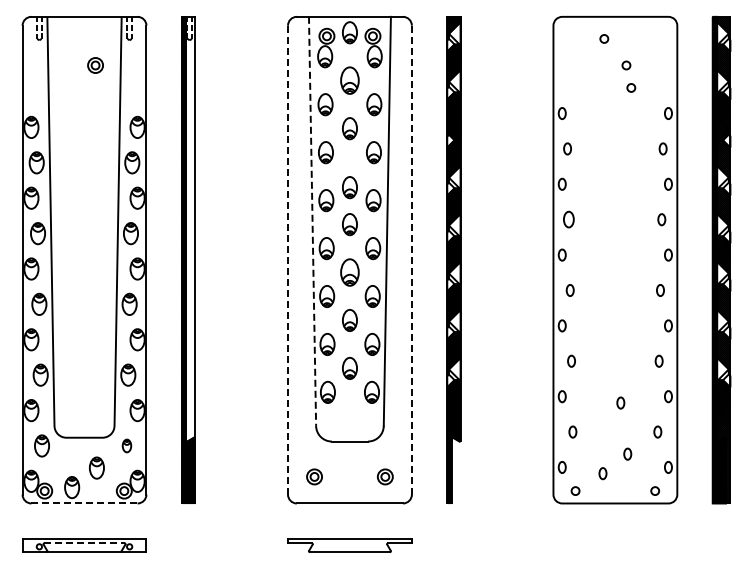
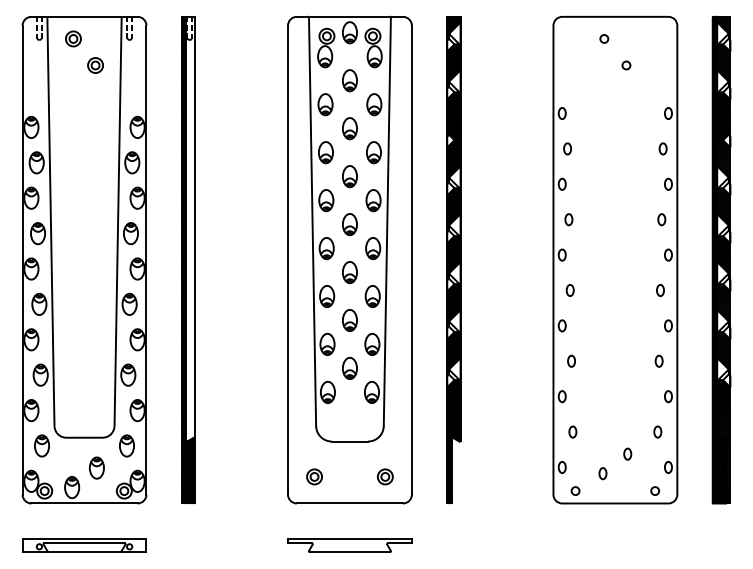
part: none -> present (73, 38)
part size: 20x29 px -> 16x24 px (349, 80)
circle: present -> none (631, 87)
part position: (349, 187) -> (349, 176) (349, 176)
part size: 12x19 px -> 10x14 px (568, 219)
line: dashed -> solid (312, 221)
line: dashed -> solid (411, 259)
line: dashed -> solid (288, 260)
part size: 20x29 px -> 16x23 px (349, 272)
part: present -> none (620, 402)
part size: 12x16 px -> 16x24 px (126, 445)
line: dashed -> solid (85, 503)
line: dashed -> solid (85, 543)
